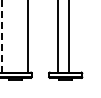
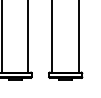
line: dashed -> solid (1, 35)
line position: (58, 37) -> (52, 37) (52, 37)
line position: (68, 37) -> (78, 37) (78, 37)
